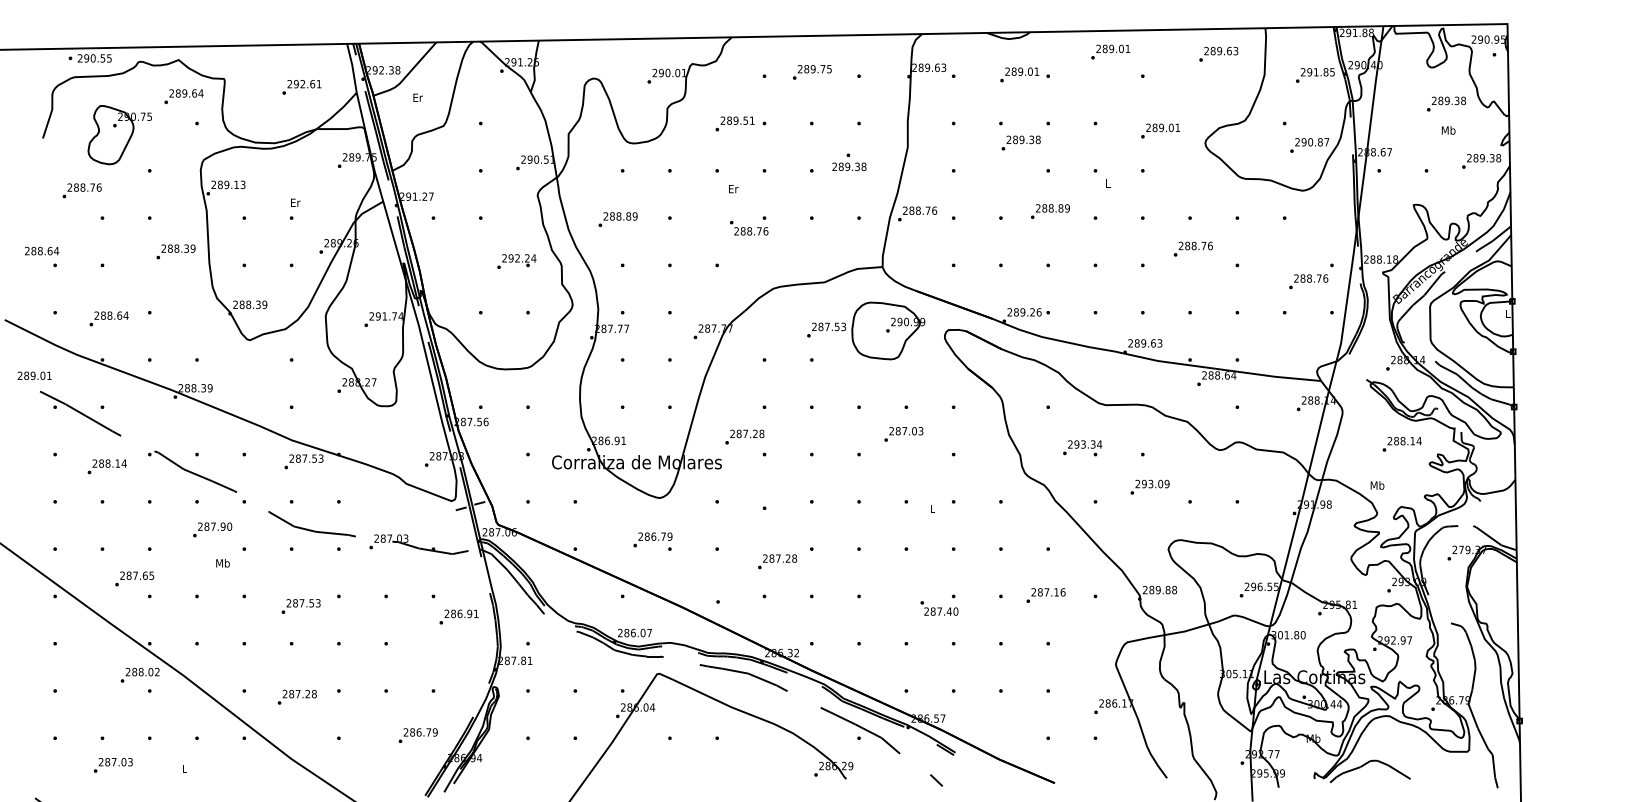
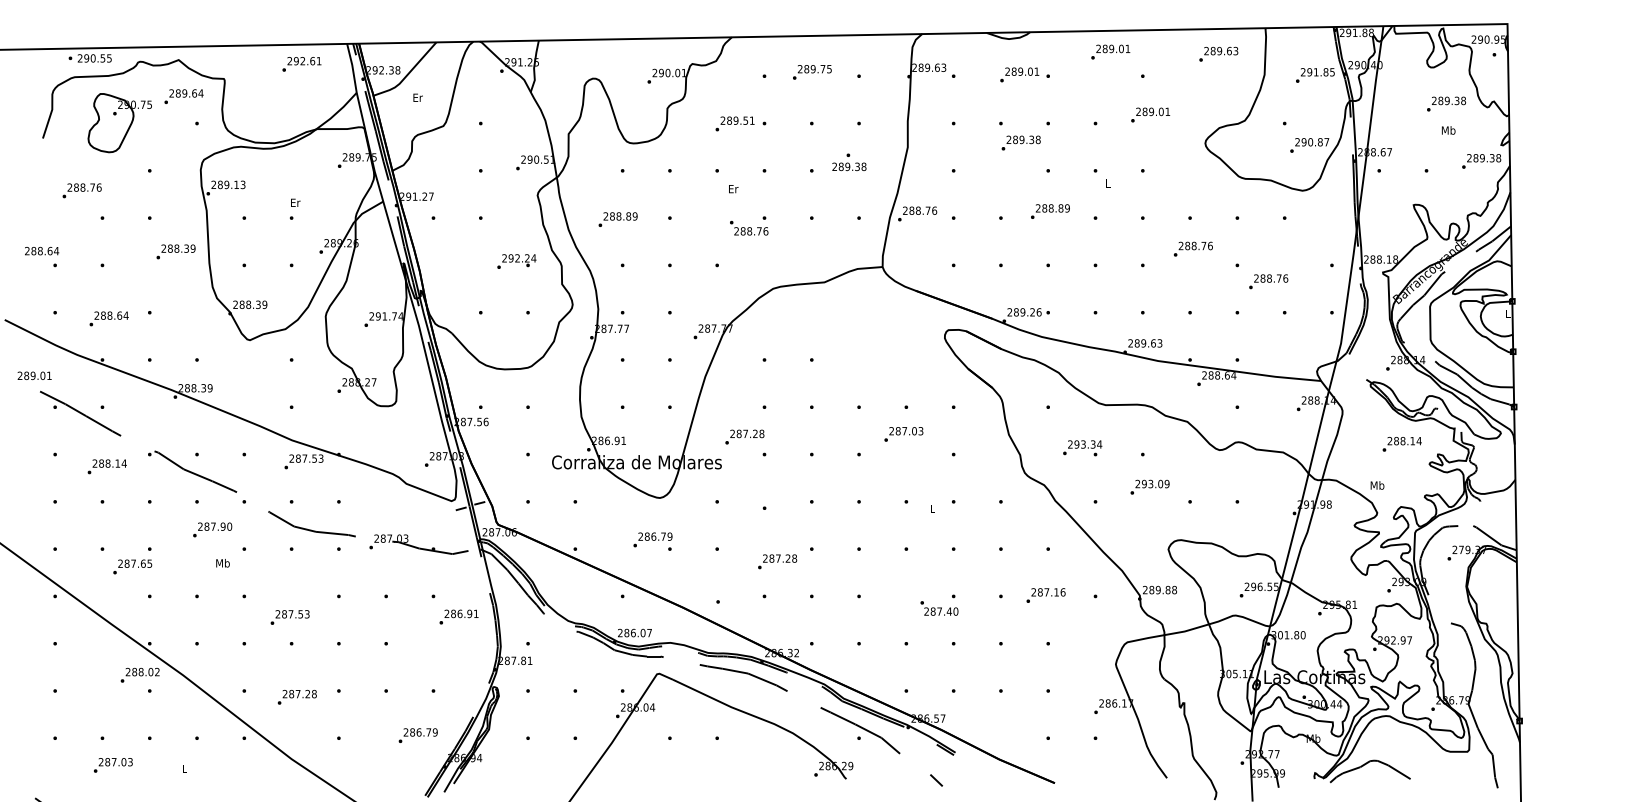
text position: (301, 87) -> (301, 64) (301, 64)
text position: (1160, 130) -> (1150, 114) (1150, 114)
part position: (119, 135) -> (119, 123) (119, 123)
text position: (1308, 281) -> (1268, 281) (1268, 281)
part: present -> none (866, 330)
text position: (134, 578) -> (132, 566) (132, 566)
text position: (300, 606) -> (289, 617) (289, 617)
